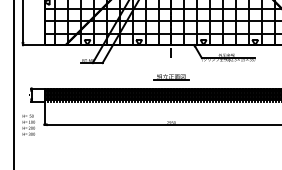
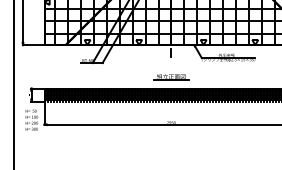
text position: (28, 124) -> (31, 119) (31, 119)
